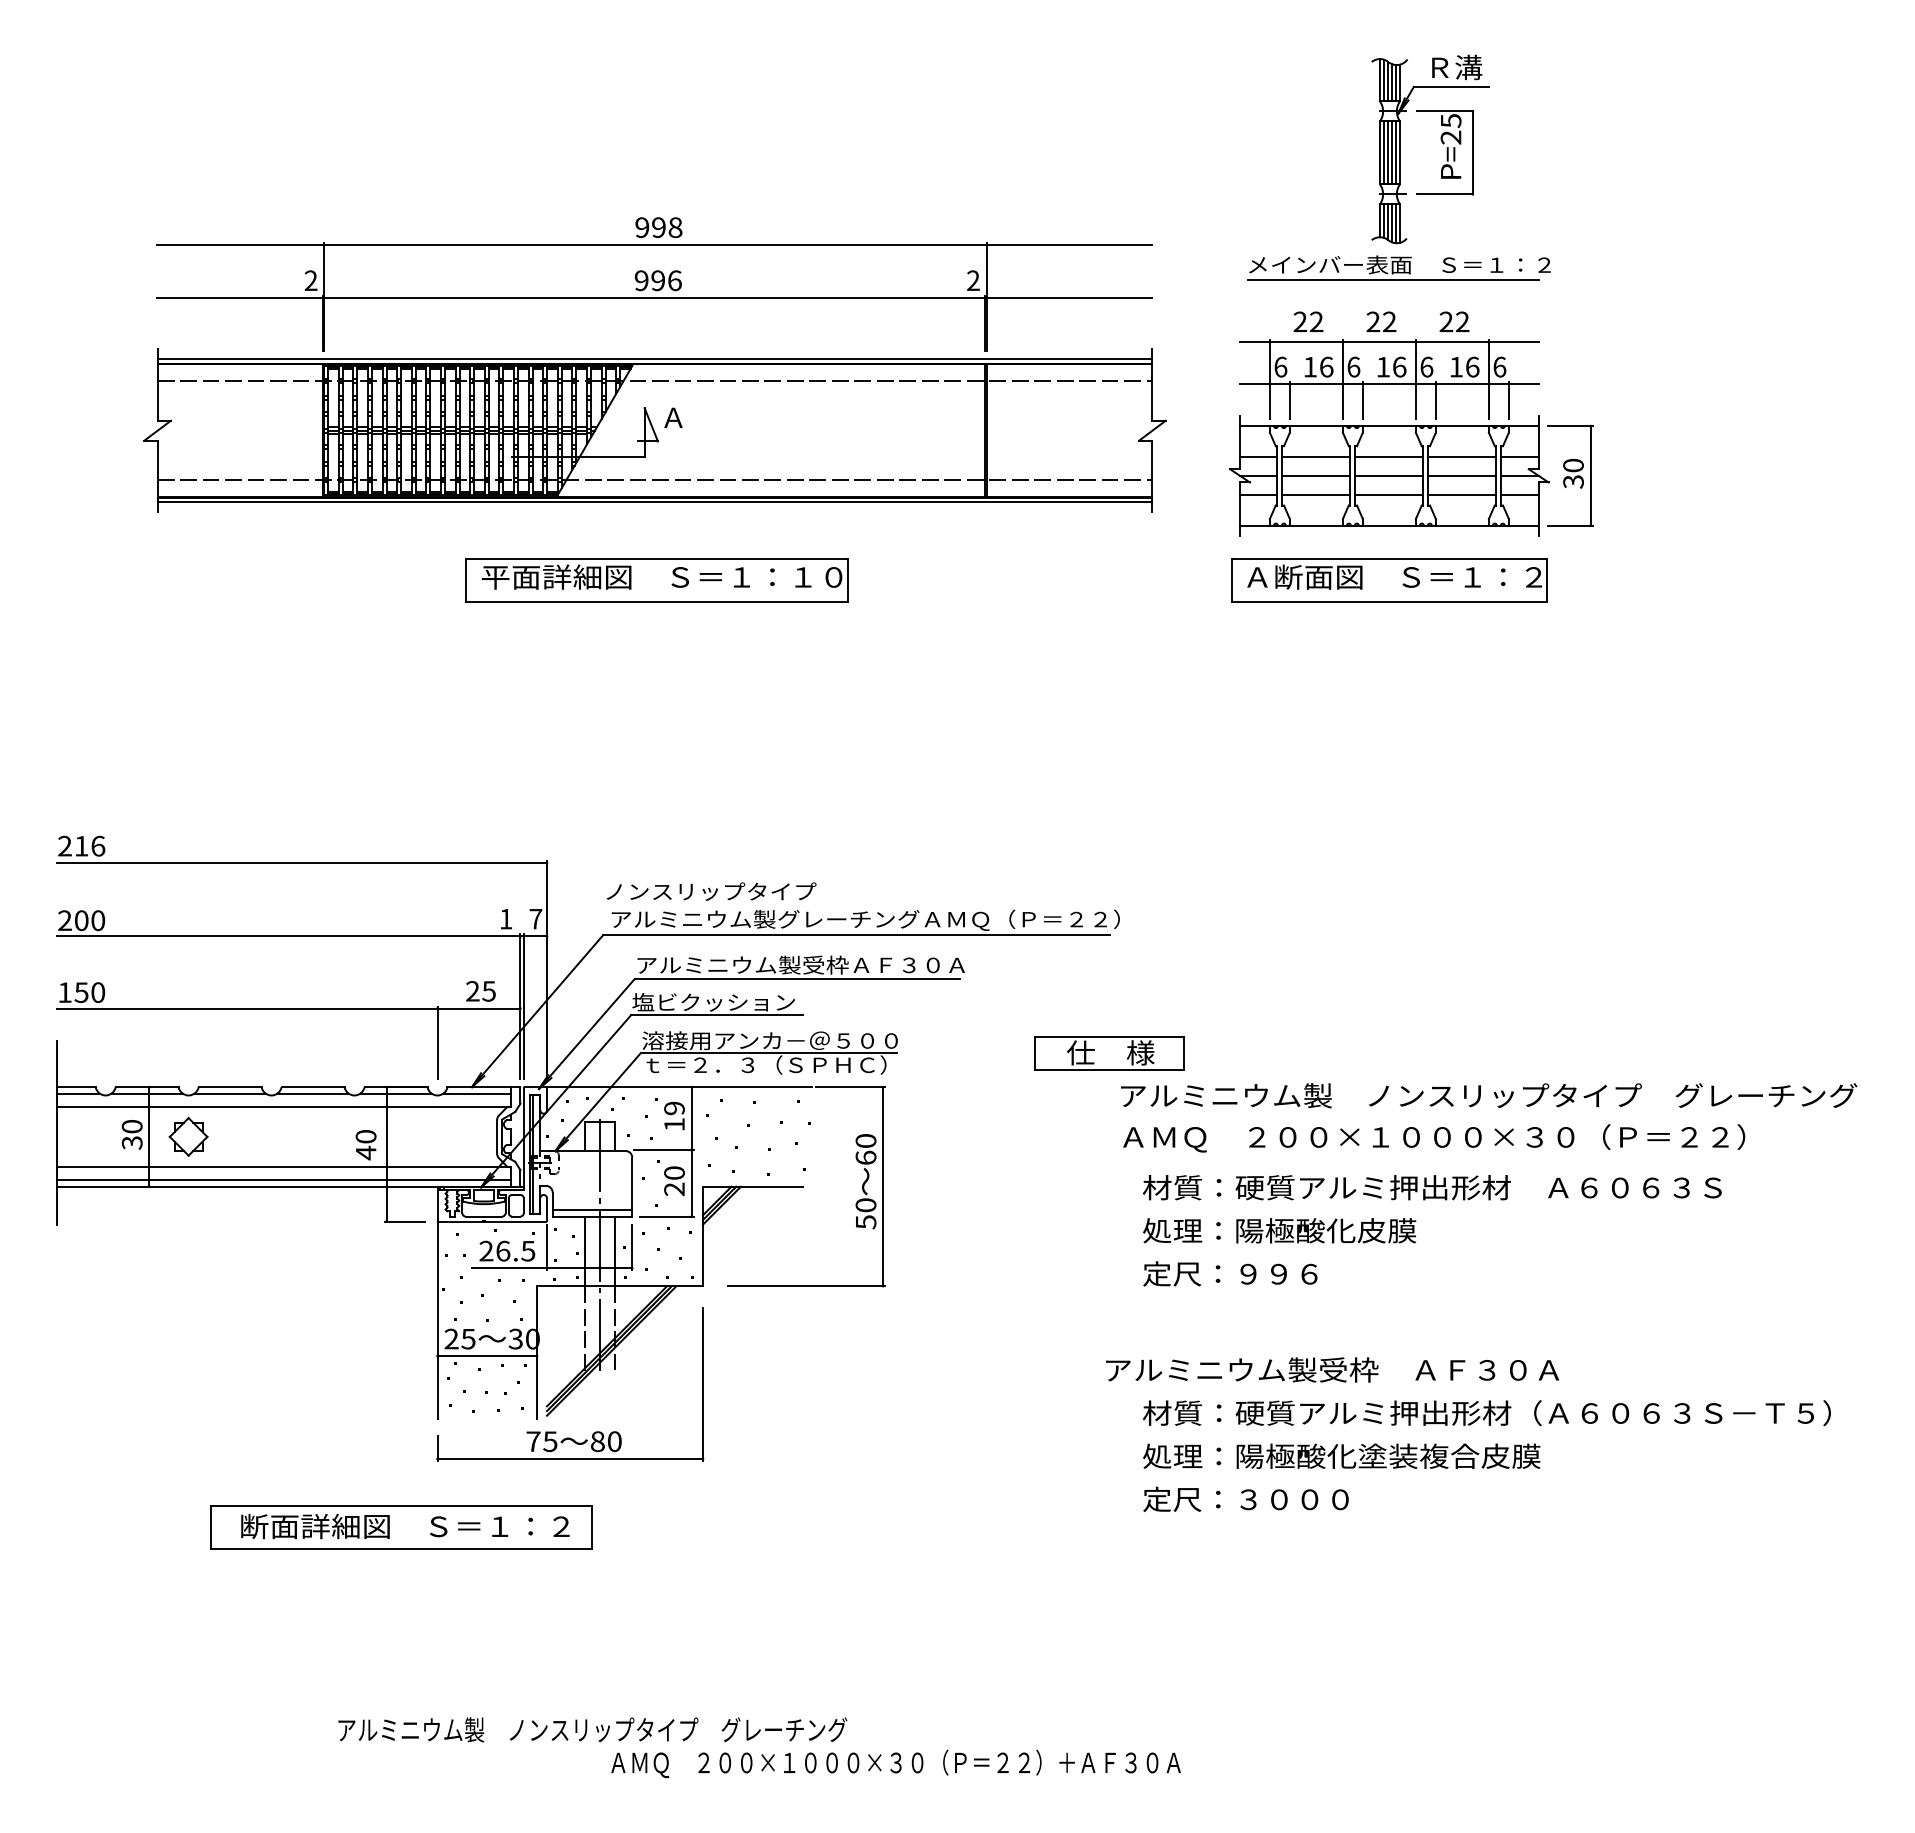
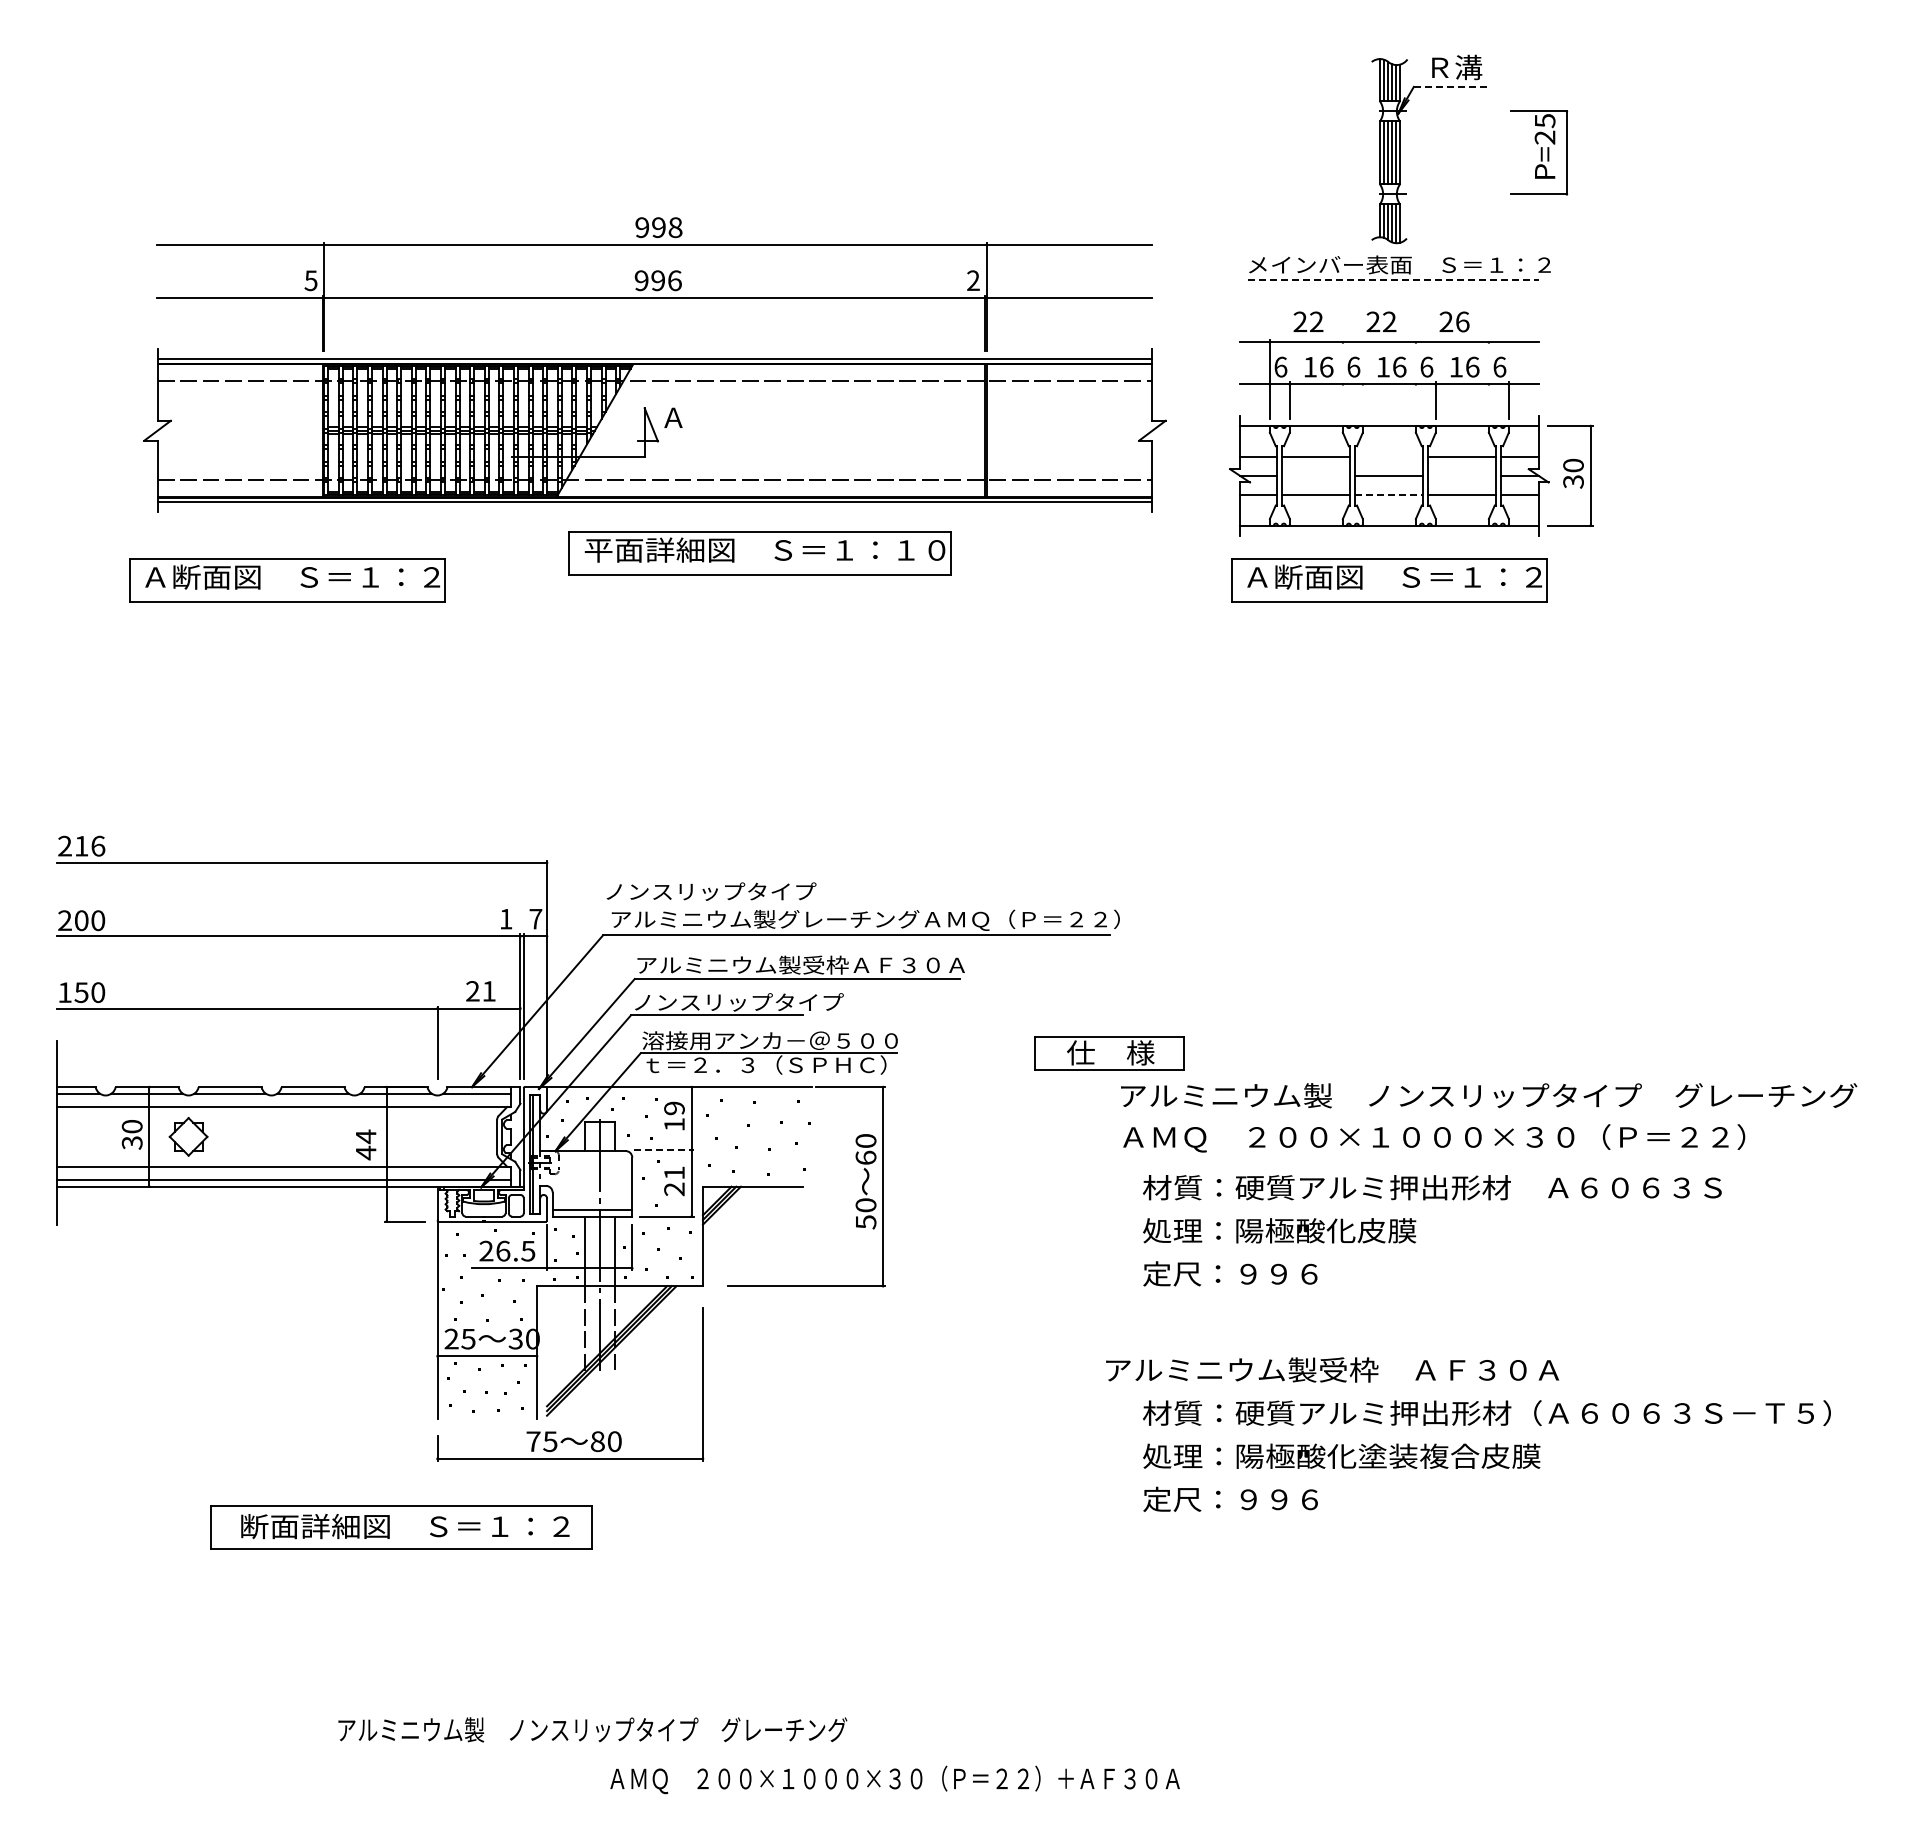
line: solid -> dashed (1451, 86)
part position: (1445, 152) -> (1539, 152) (1539, 152)
text: 2 -> 5 (310, 280)
line: solid -> dashed (1394, 280)
text: 22 -> 26 (1462, 321)
line: present -> none (1342, 379)
line: present -> none (1415, 379)
line: present -> none (1488, 379)
line: present -> none (1362, 400)
line: present -> none (1389, 457)
line: present -> none (1316, 475)
line: present -> none (1462, 475)
line: solid -> dashed (1389, 494)
part: none -> present (287, 580)
part position: (656, 580) -> (759, 553) (759, 553)
text: 25 -> 21 (488, 991)
text: 塩ビクッション -> ノンスリップタイプ (737, 1002)
text: 40 -> 44 (365, 1136)
line: solid -> dashed (664, 1150)
text: 20 -> 21 (674, 1172)
text: 定尺：３０００ -> 定尺：９９６ (1294, 1499)
text position: (895, 1763) -> (894, 1779) (894, 1779)
